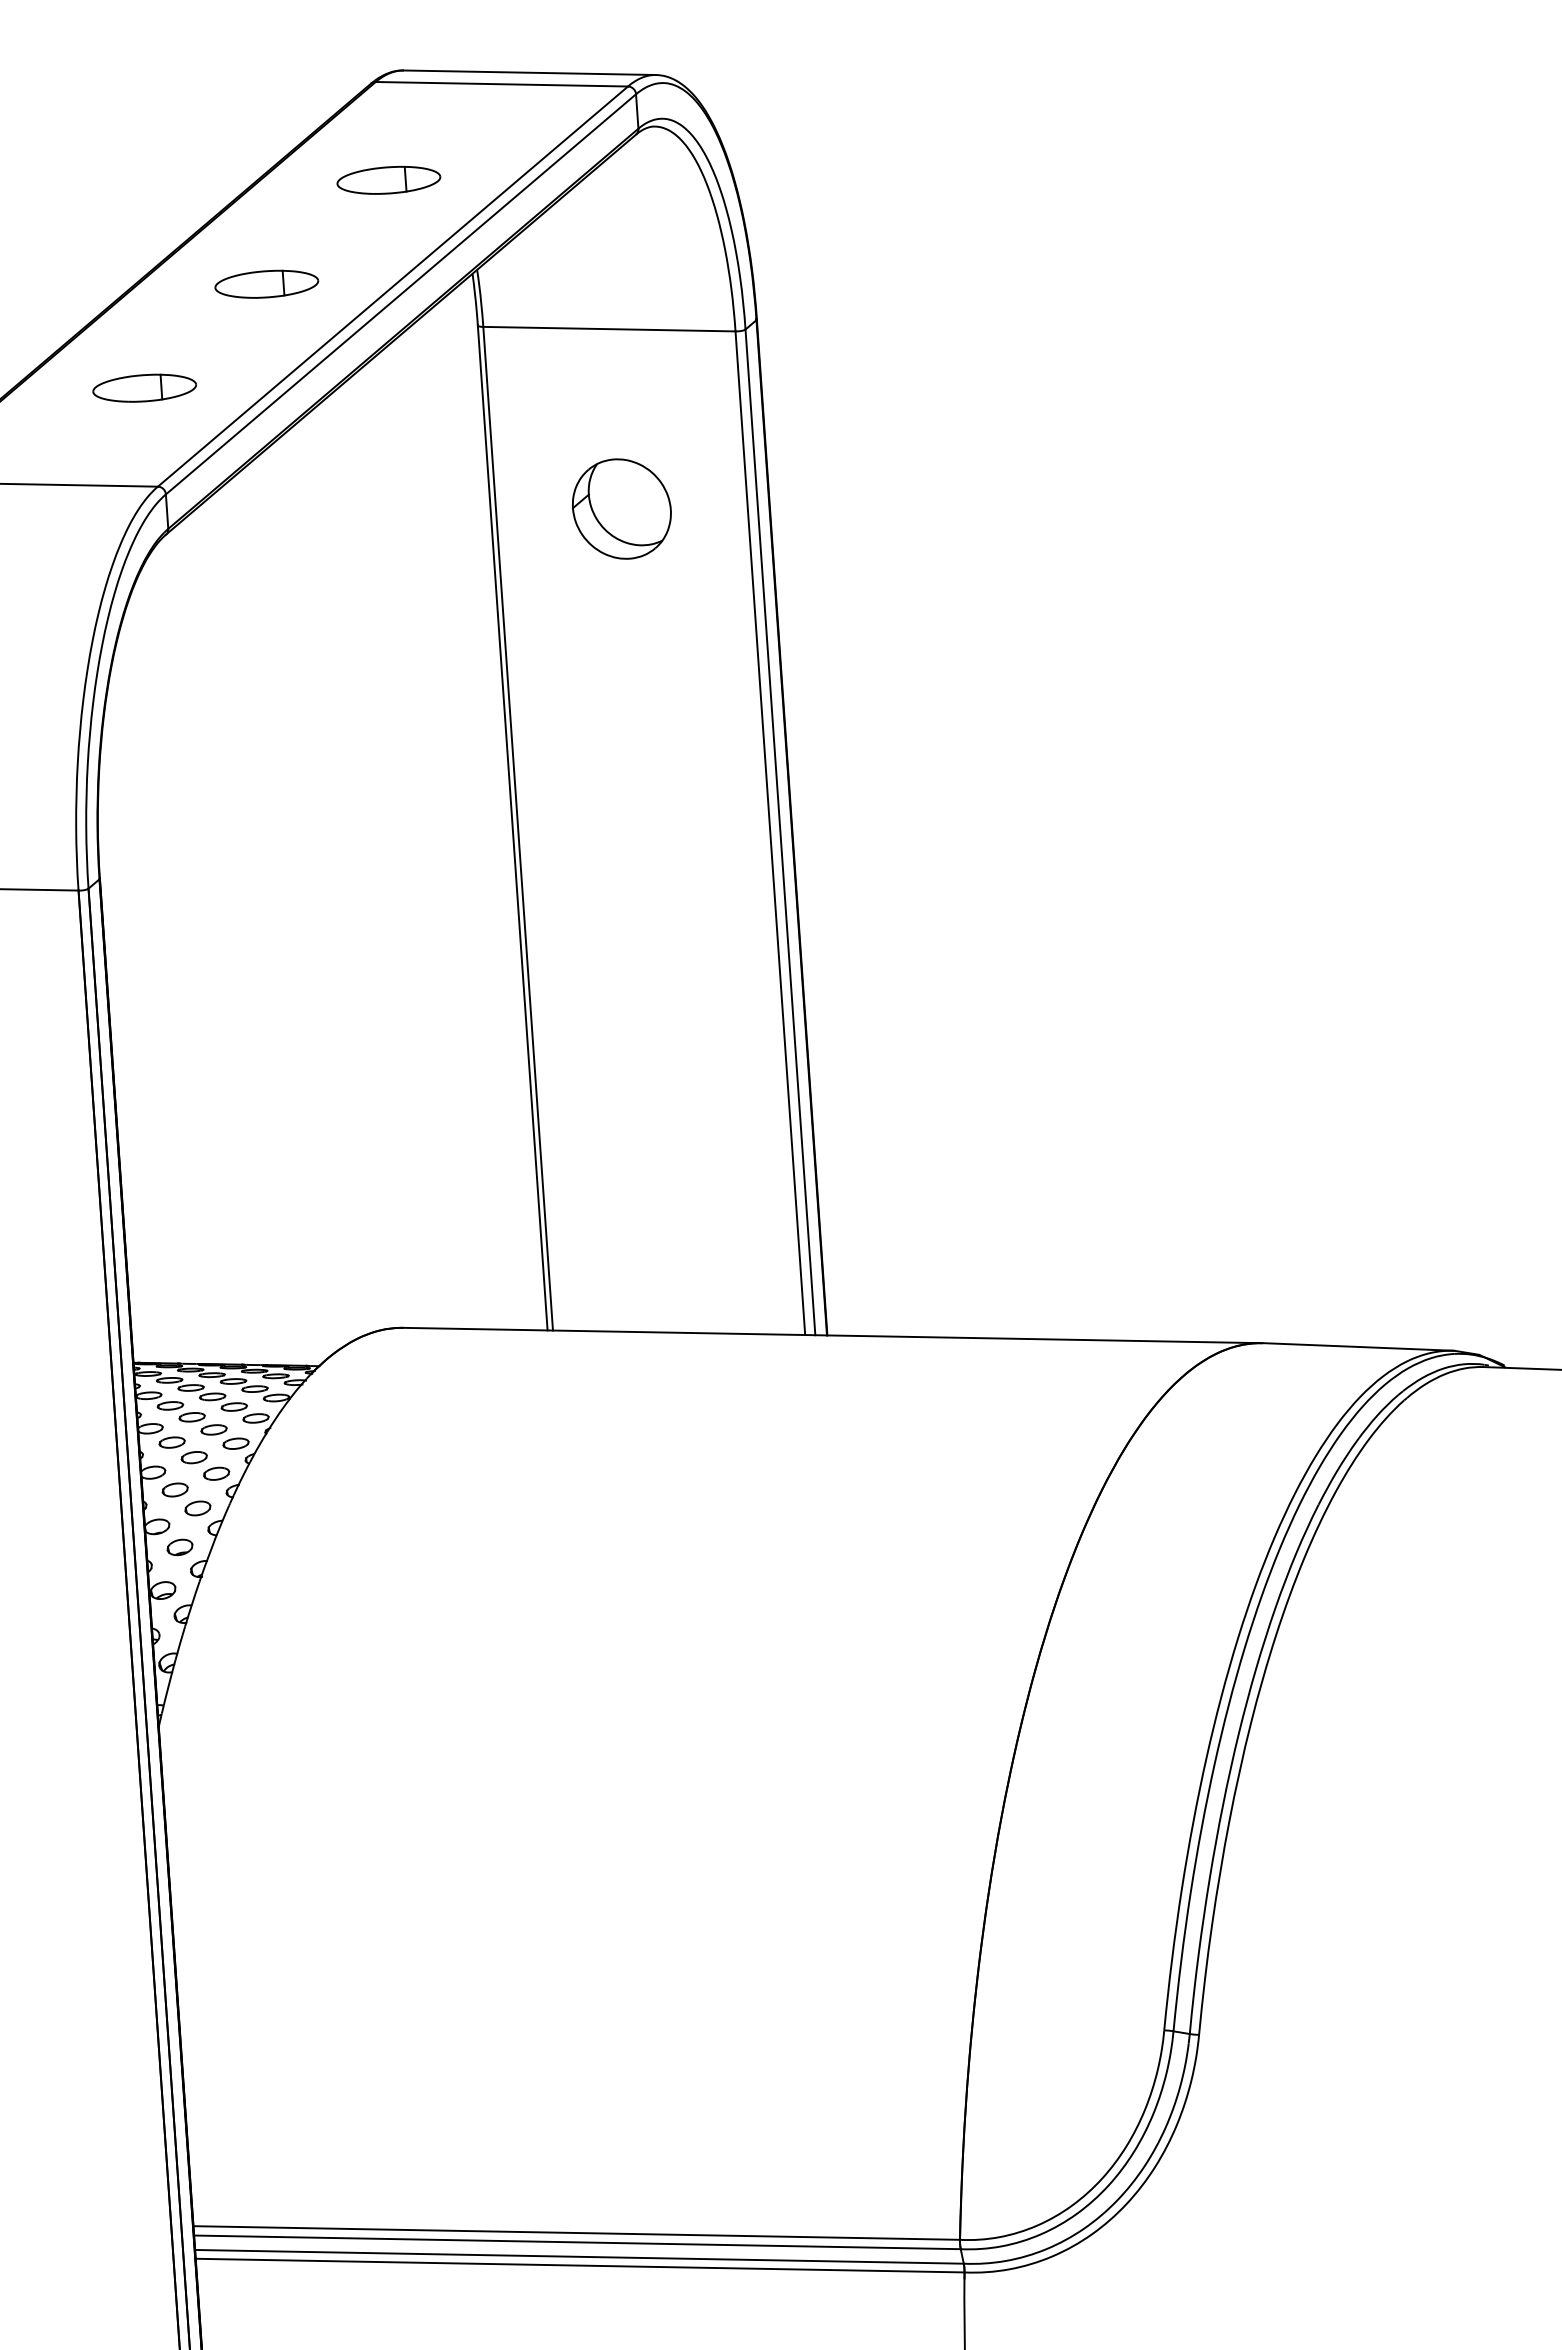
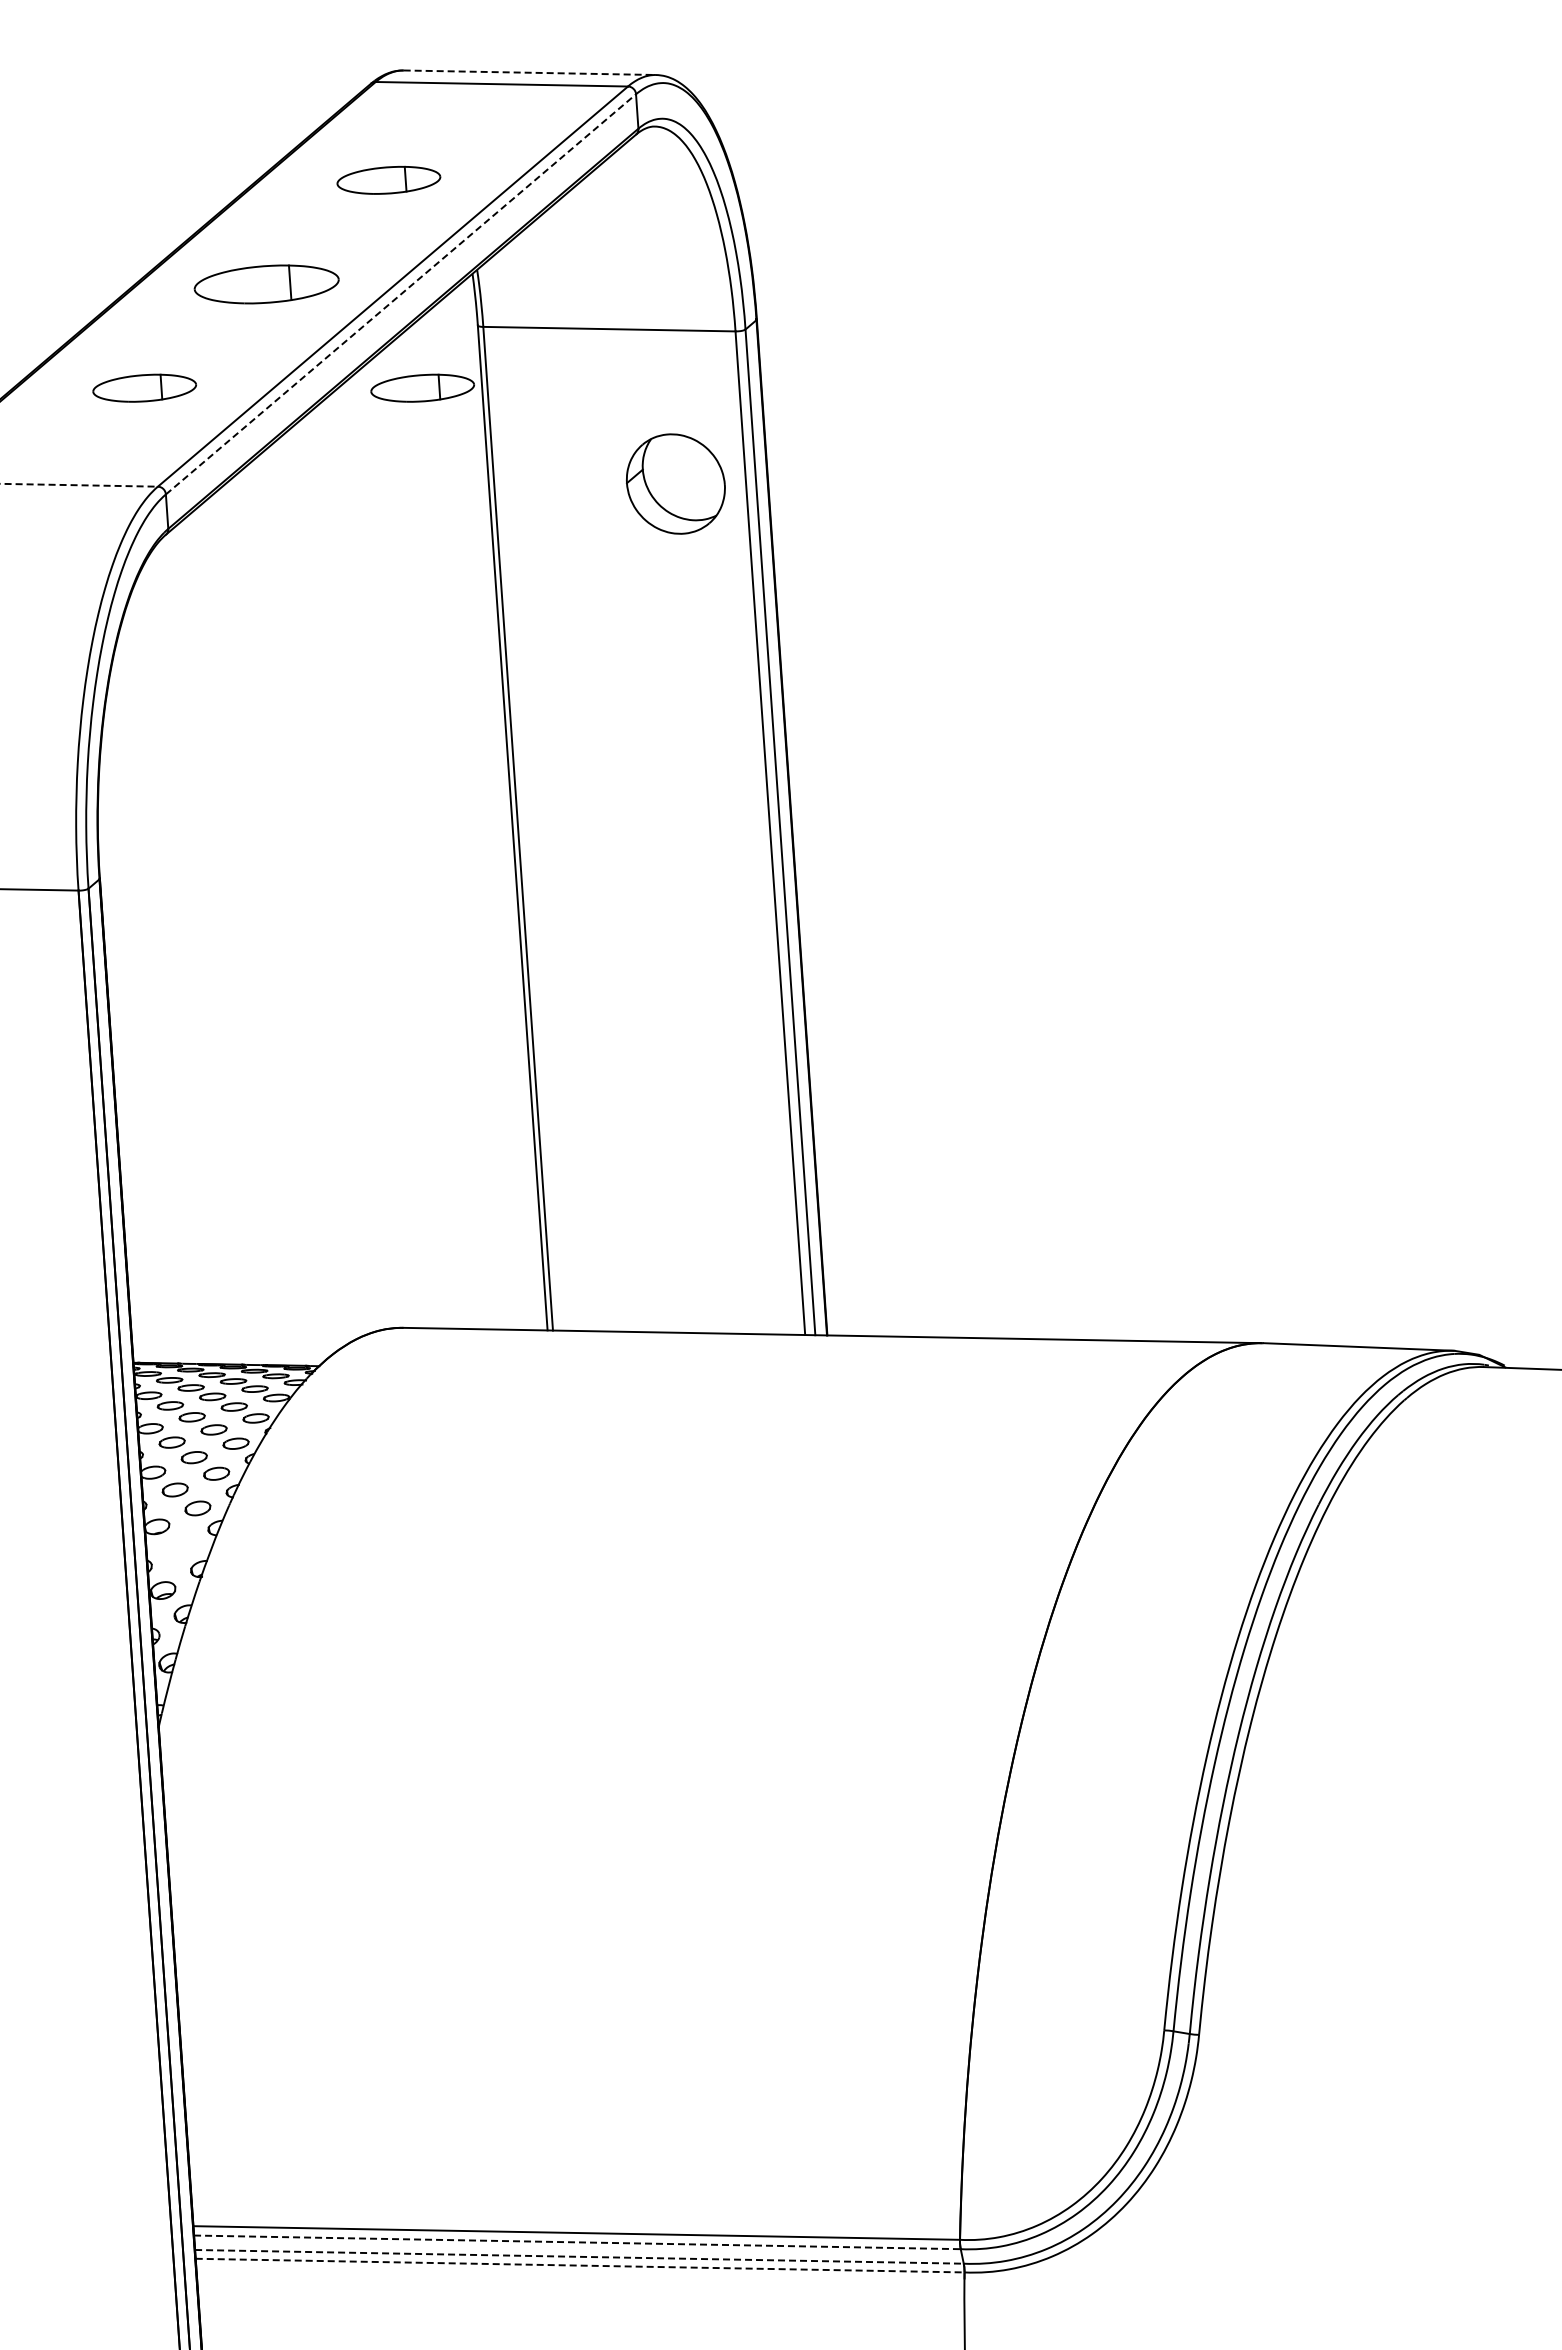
line: solid -> dashed (530, 72)
part size: 106x30 px -> 147x41 px (266, 284)
line: solid -> dashed (400, 294)
part: none -> present (422, 387)
line: solid -> dashed (79, 485)
part position: (621, 508) -> (675, 483) (675, 483)
part: present -> none (179, 1547)
line: solid -> dashed (577, 2242)
line: solid -> dashed (579, 2256)
line: solid -> dashed (580, 2265)
